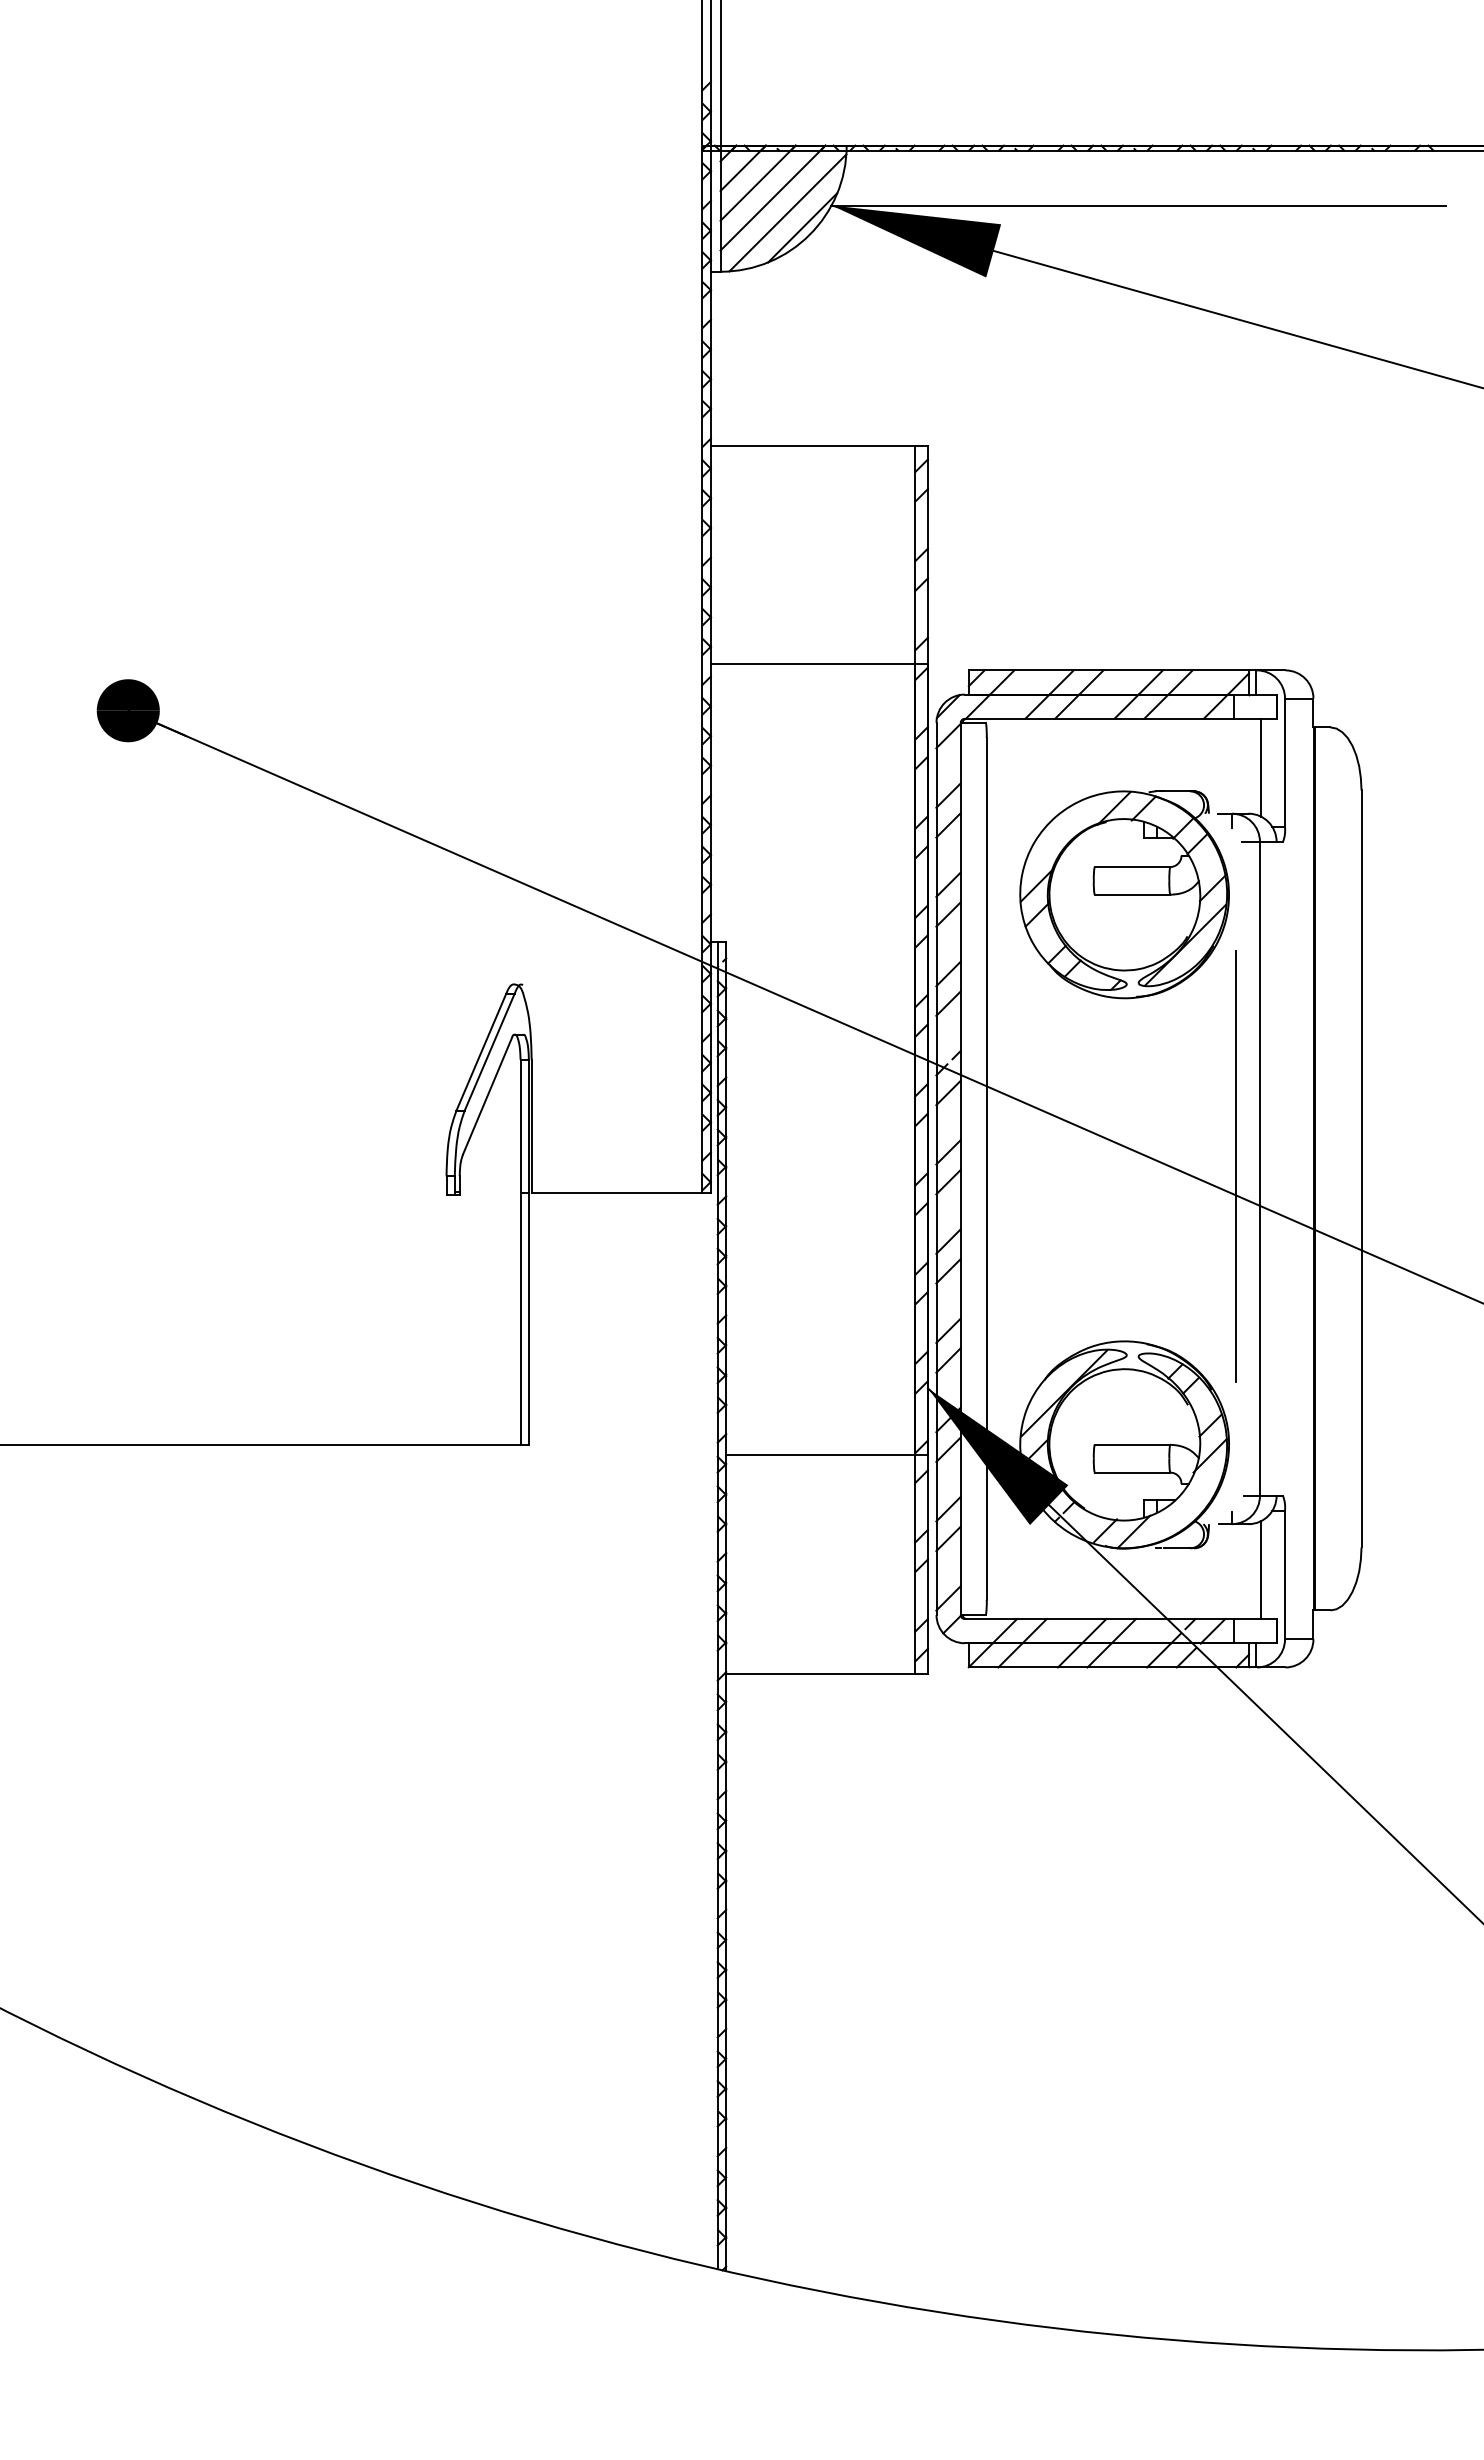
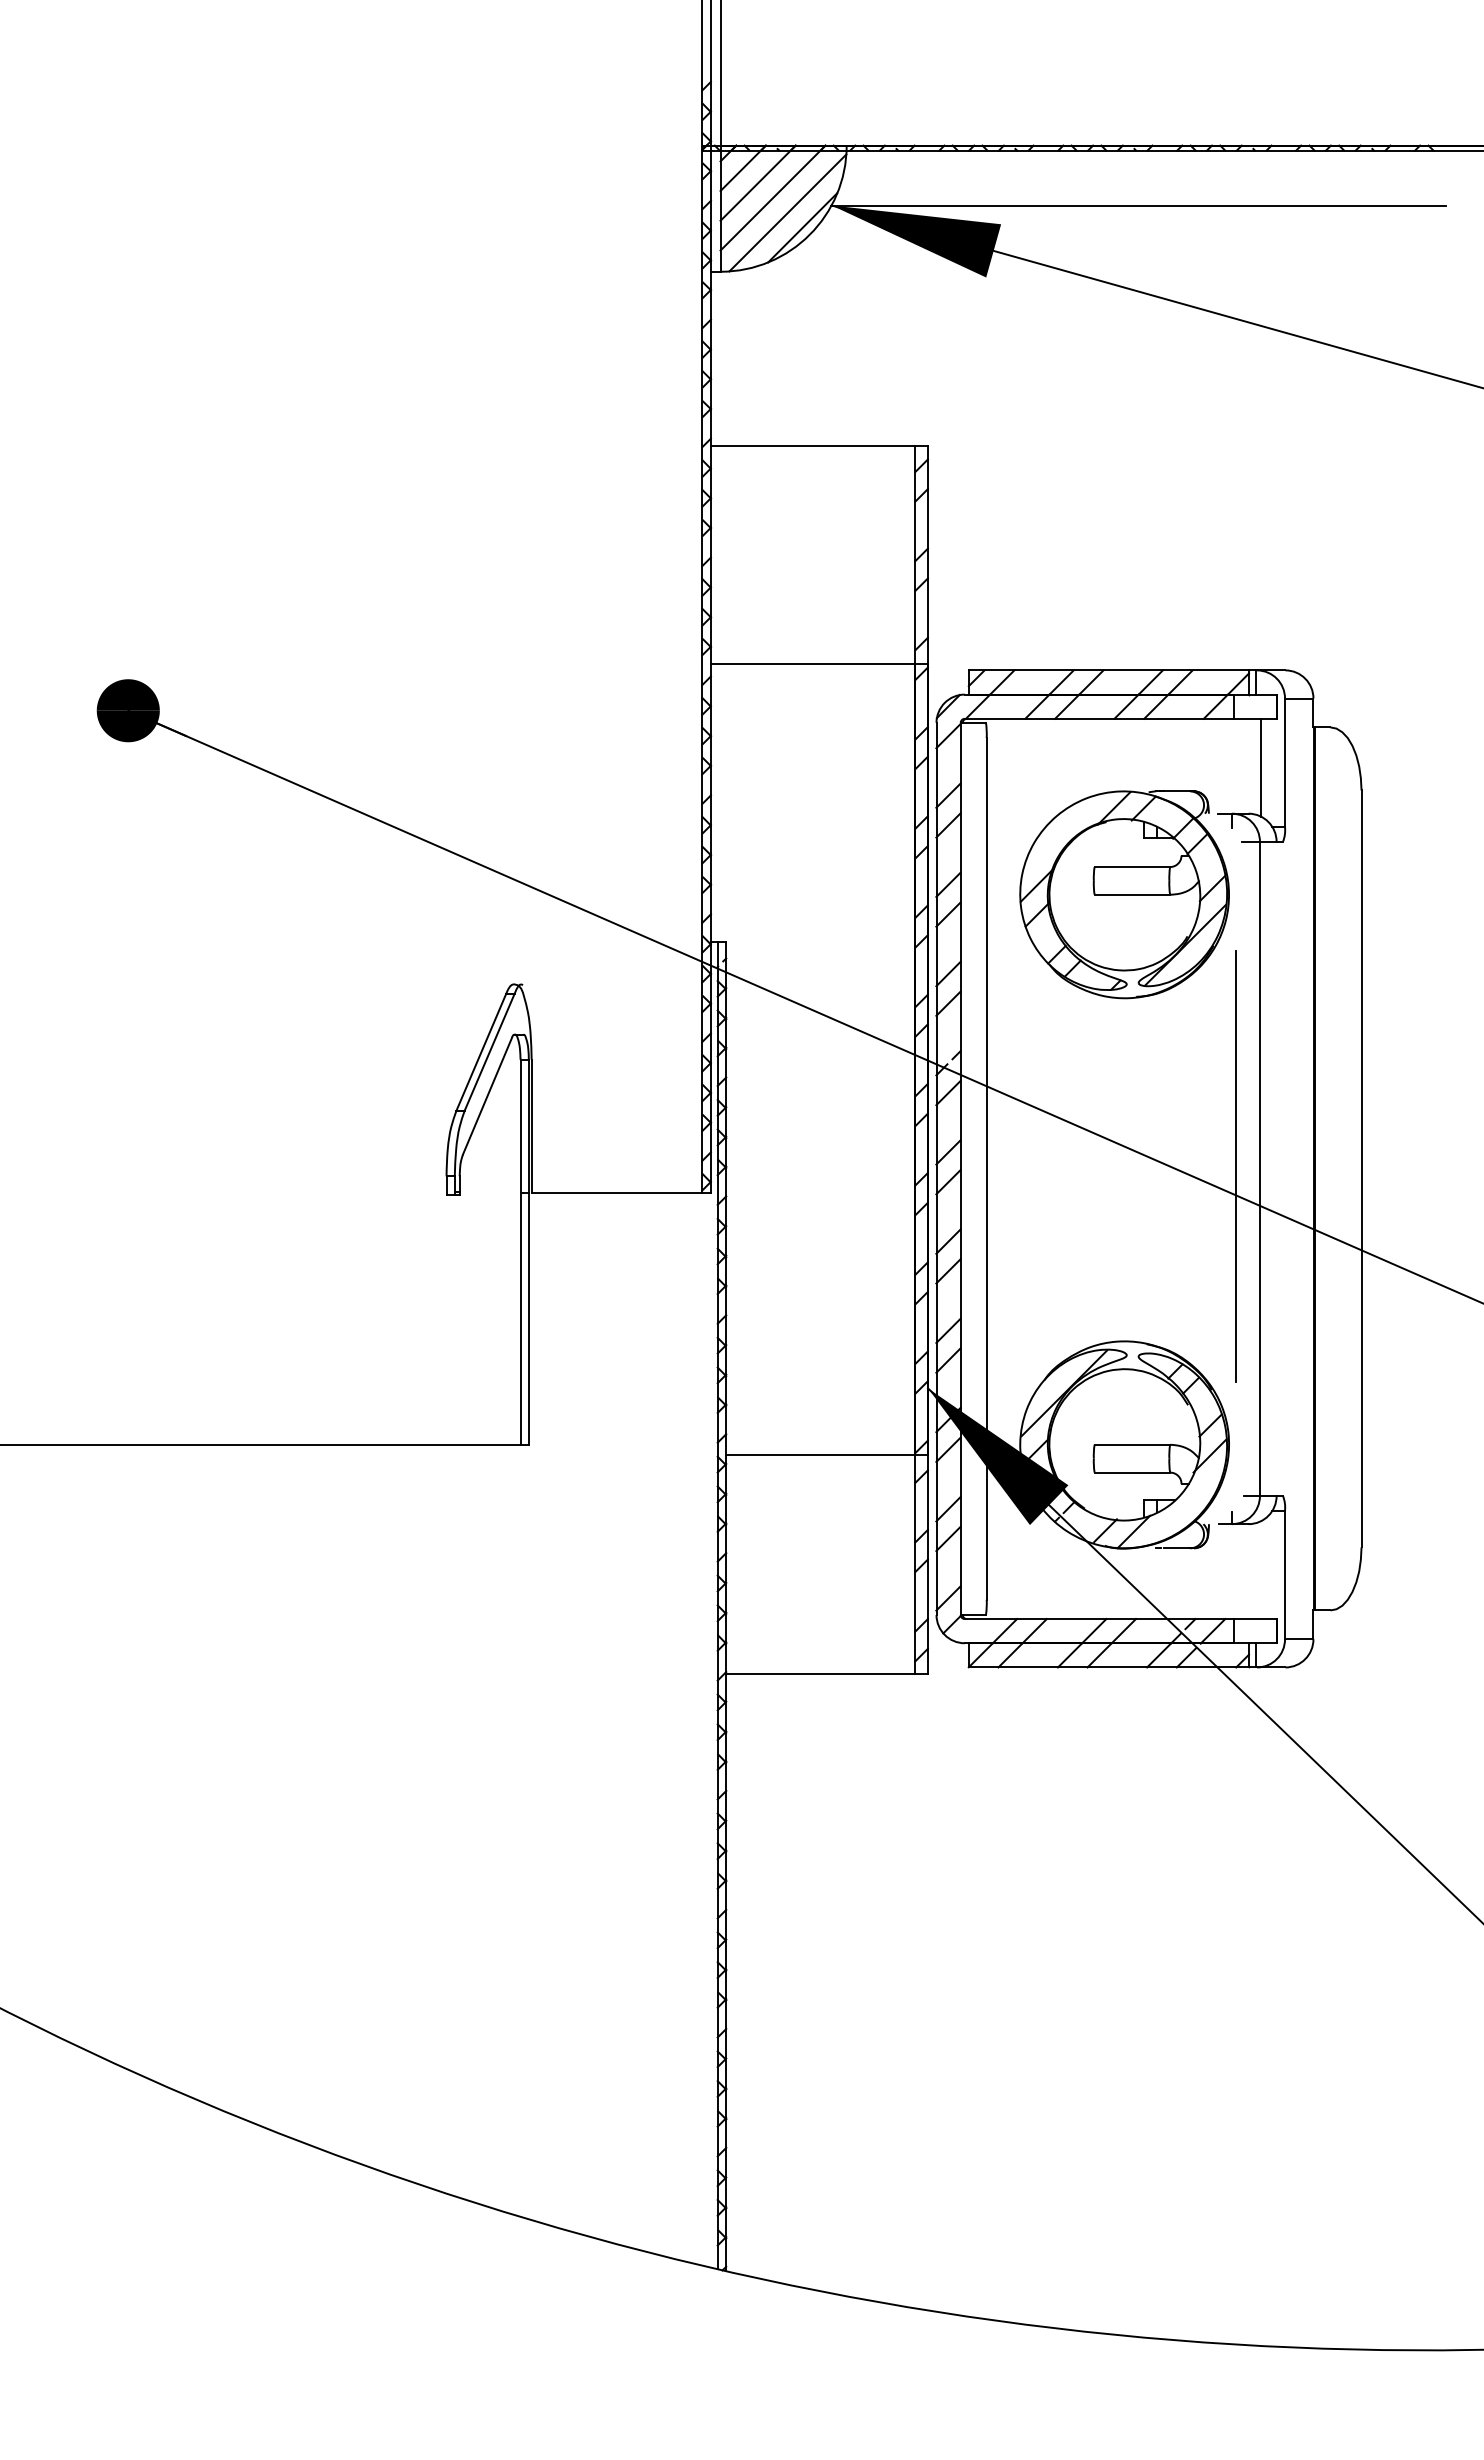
line: present -> none (1260, 1570)
